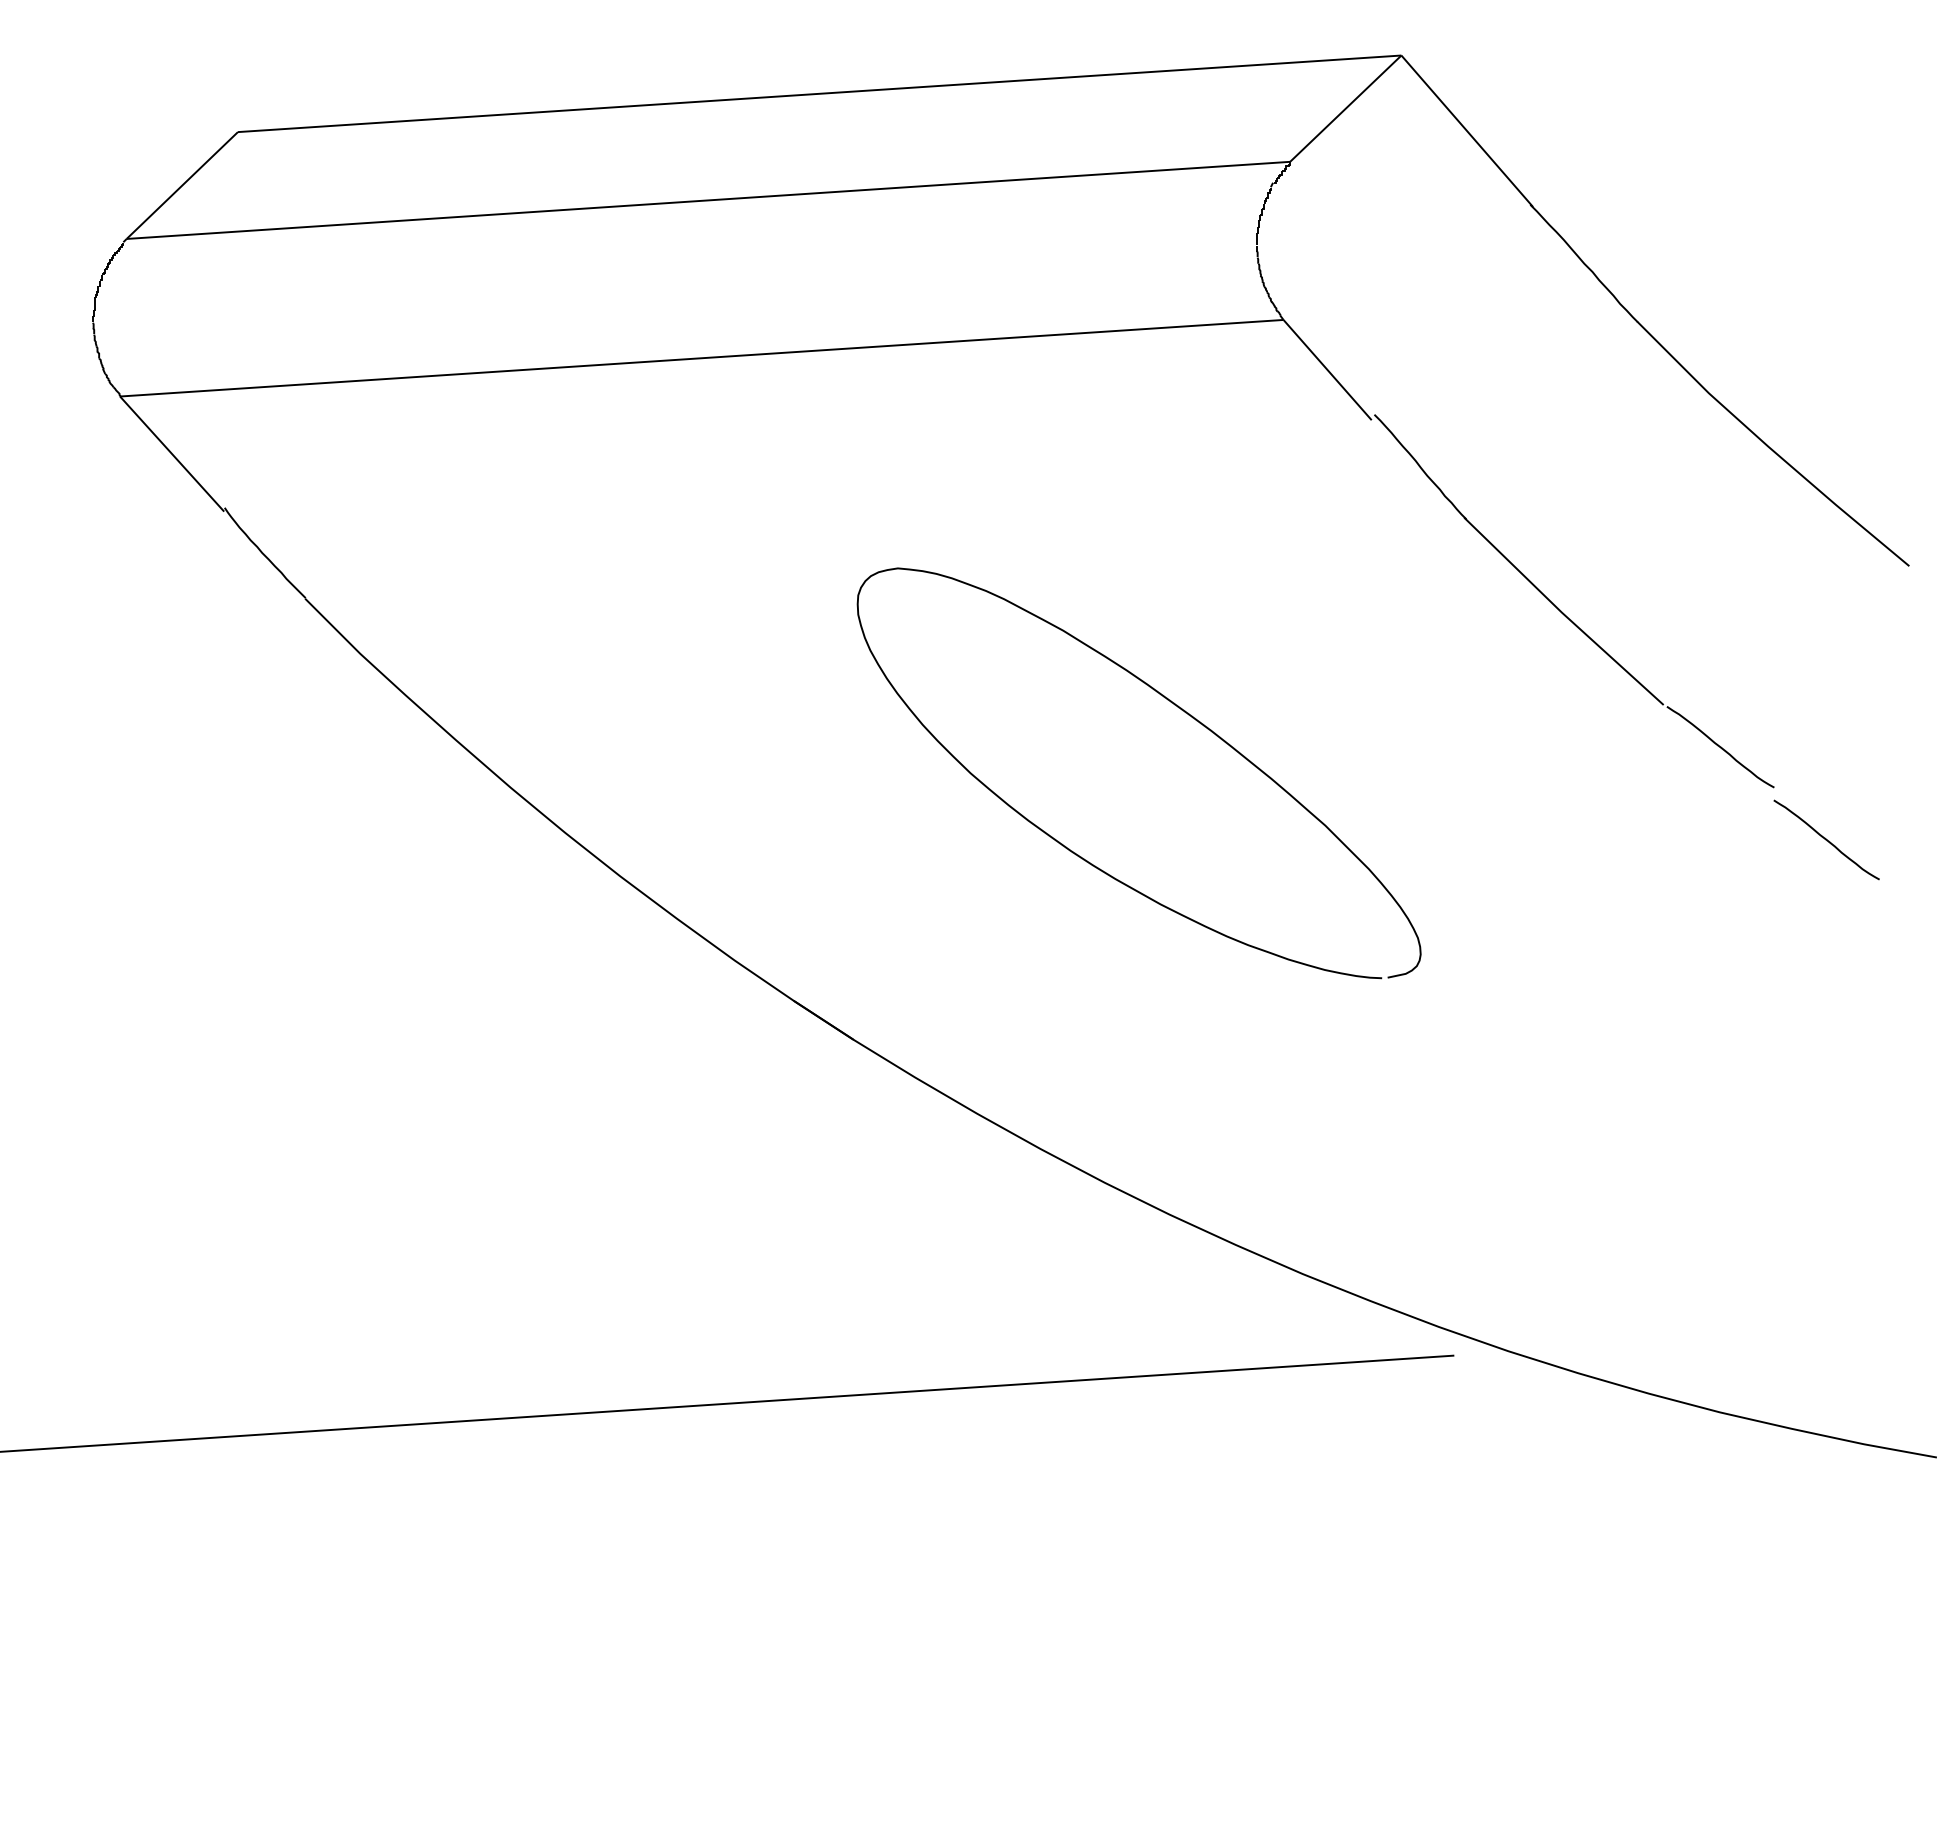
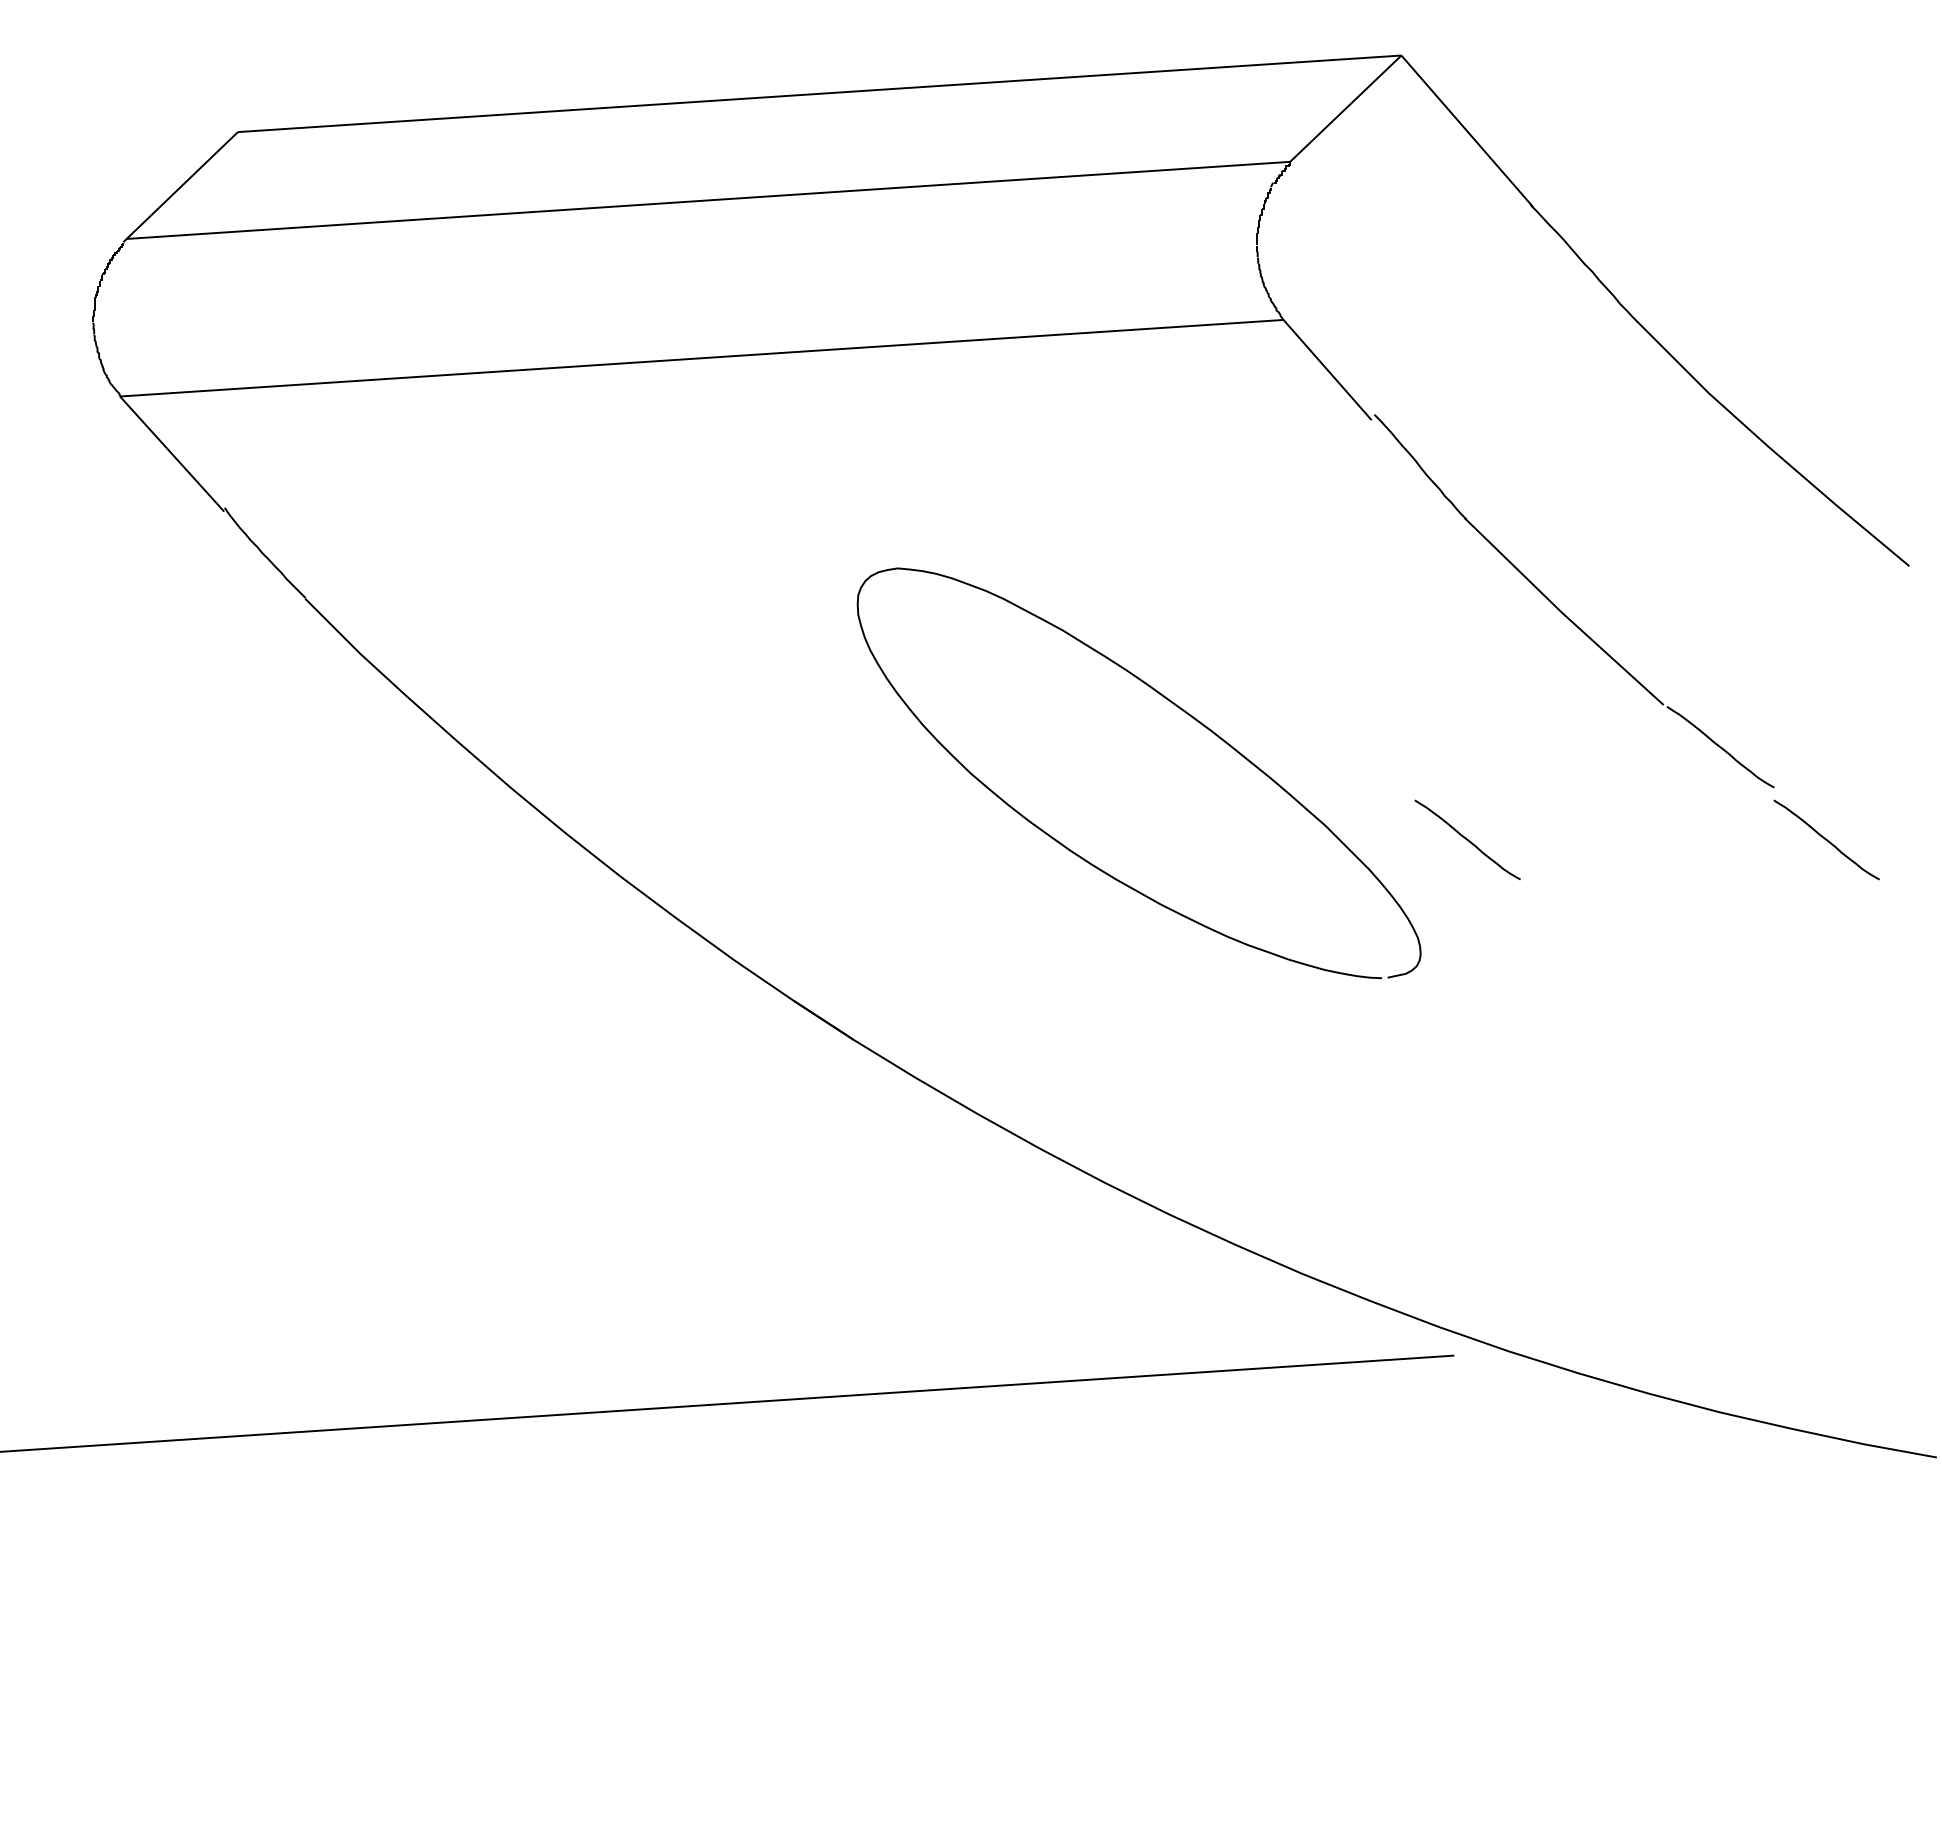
curve: none -> present (1467, 839)
